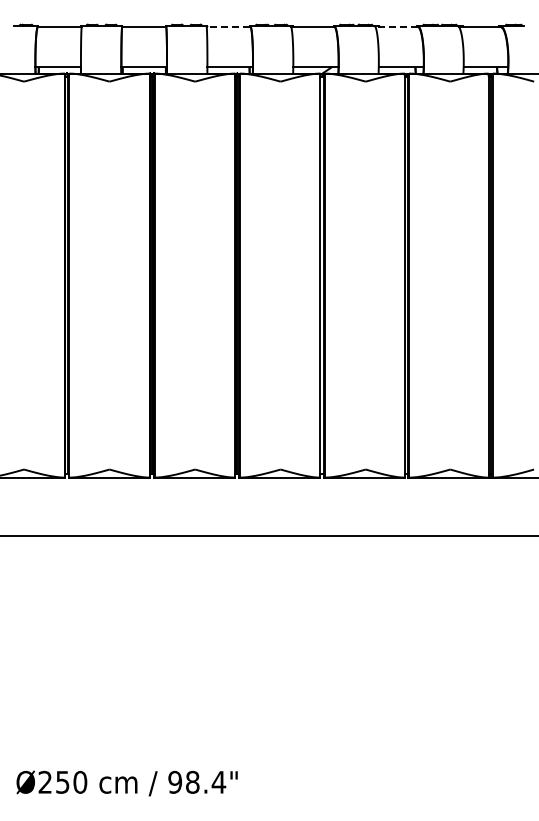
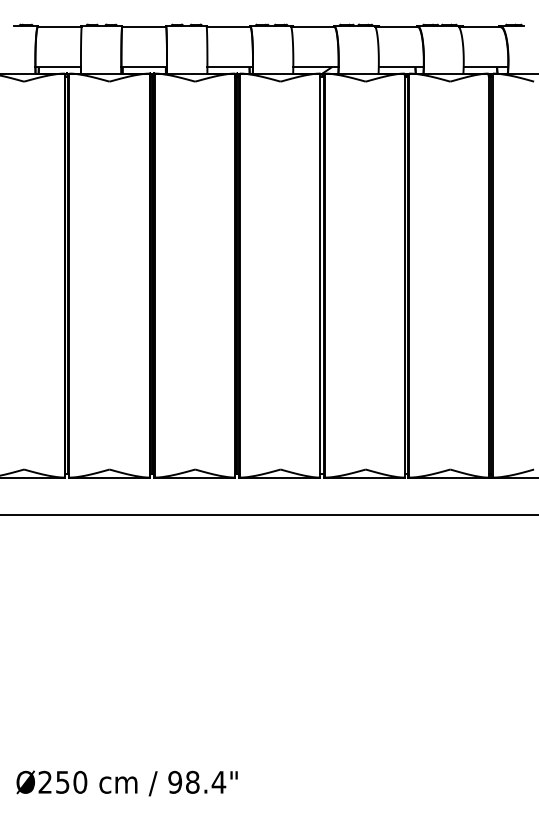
line: dashed -> solid (228, 27)
line: dashed -> solid (396, 27)
line position: (268, 535) -> (268, 514) (268, 514)
